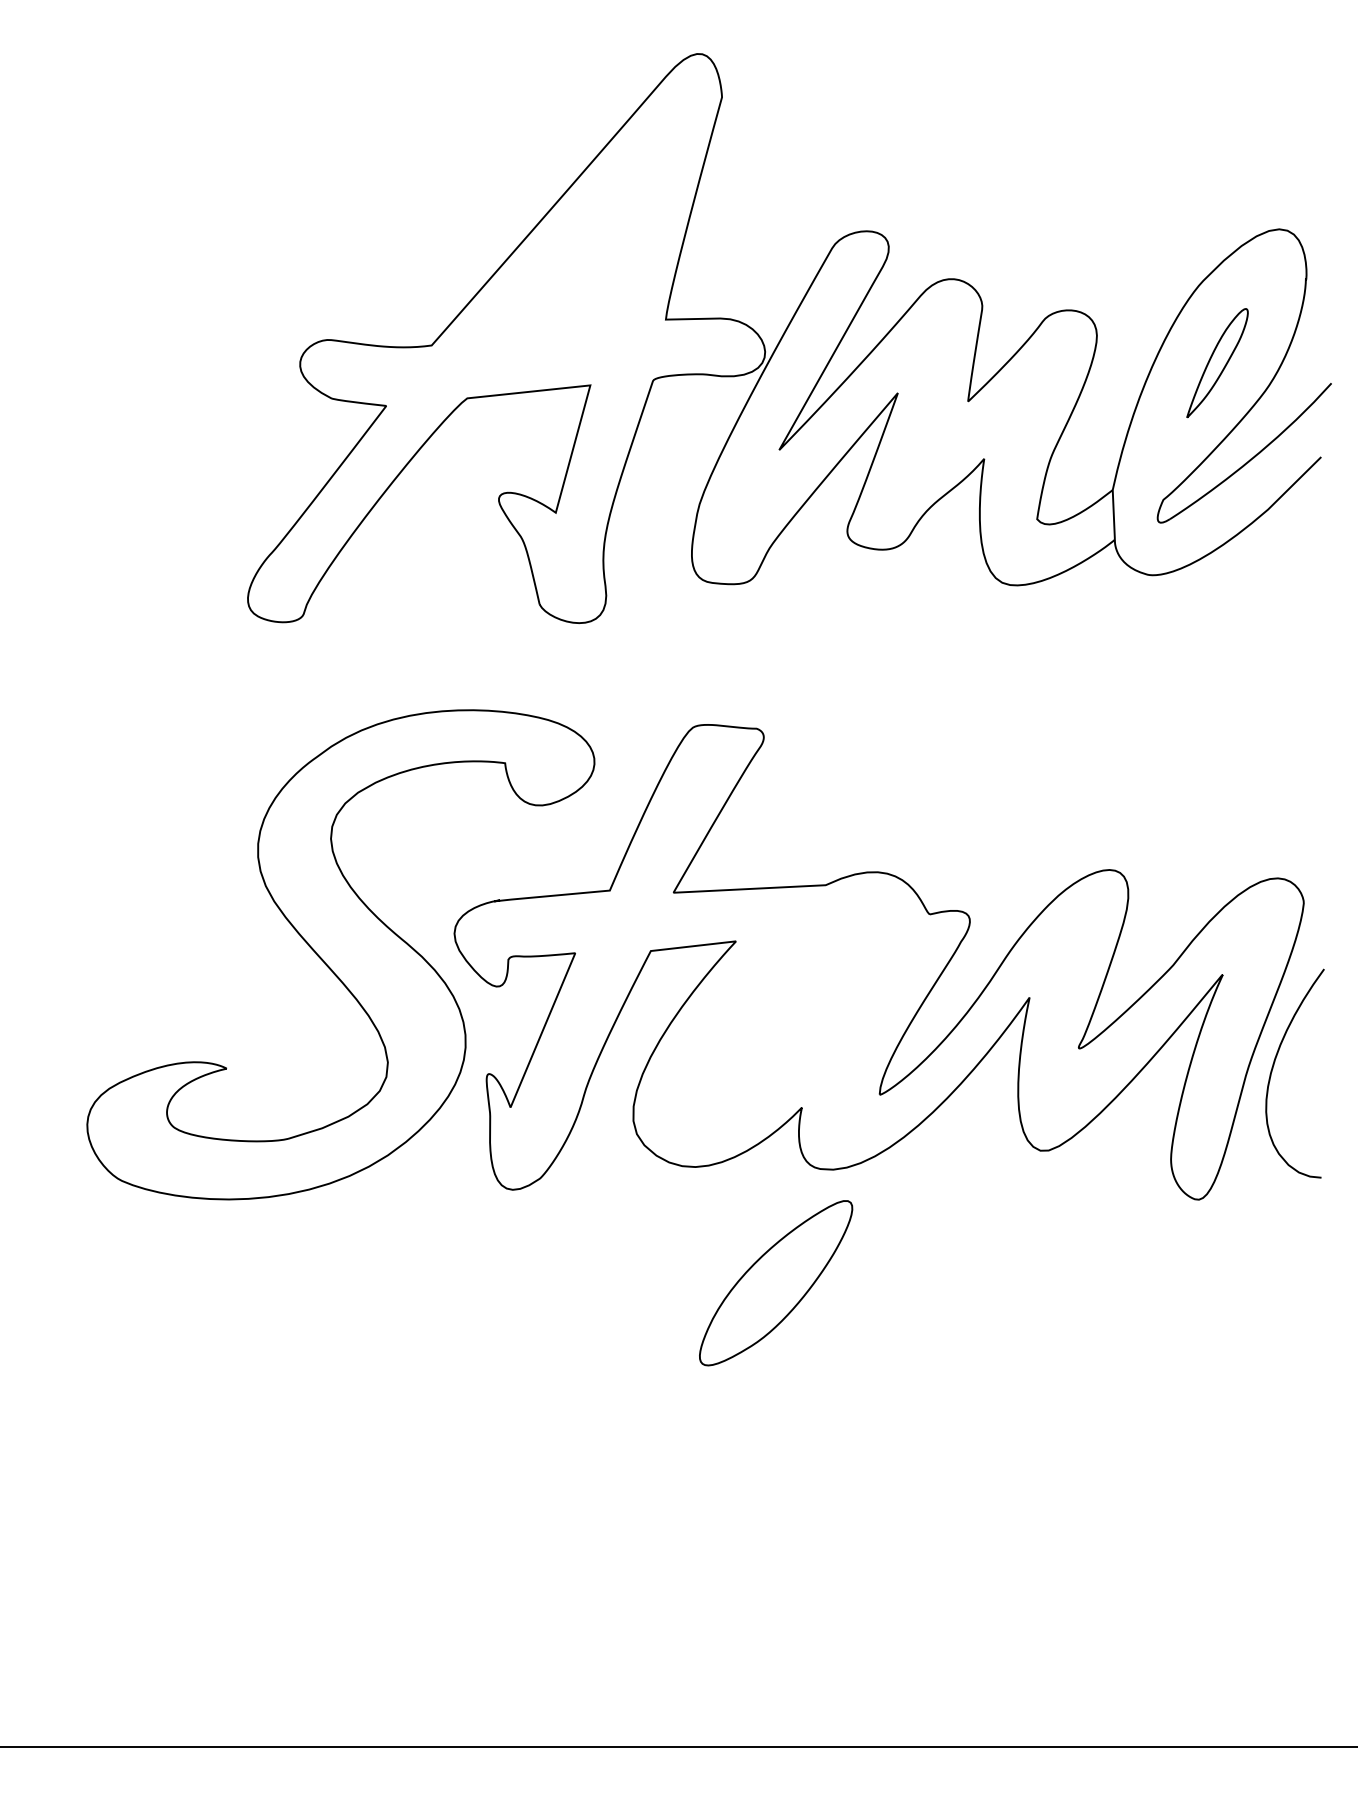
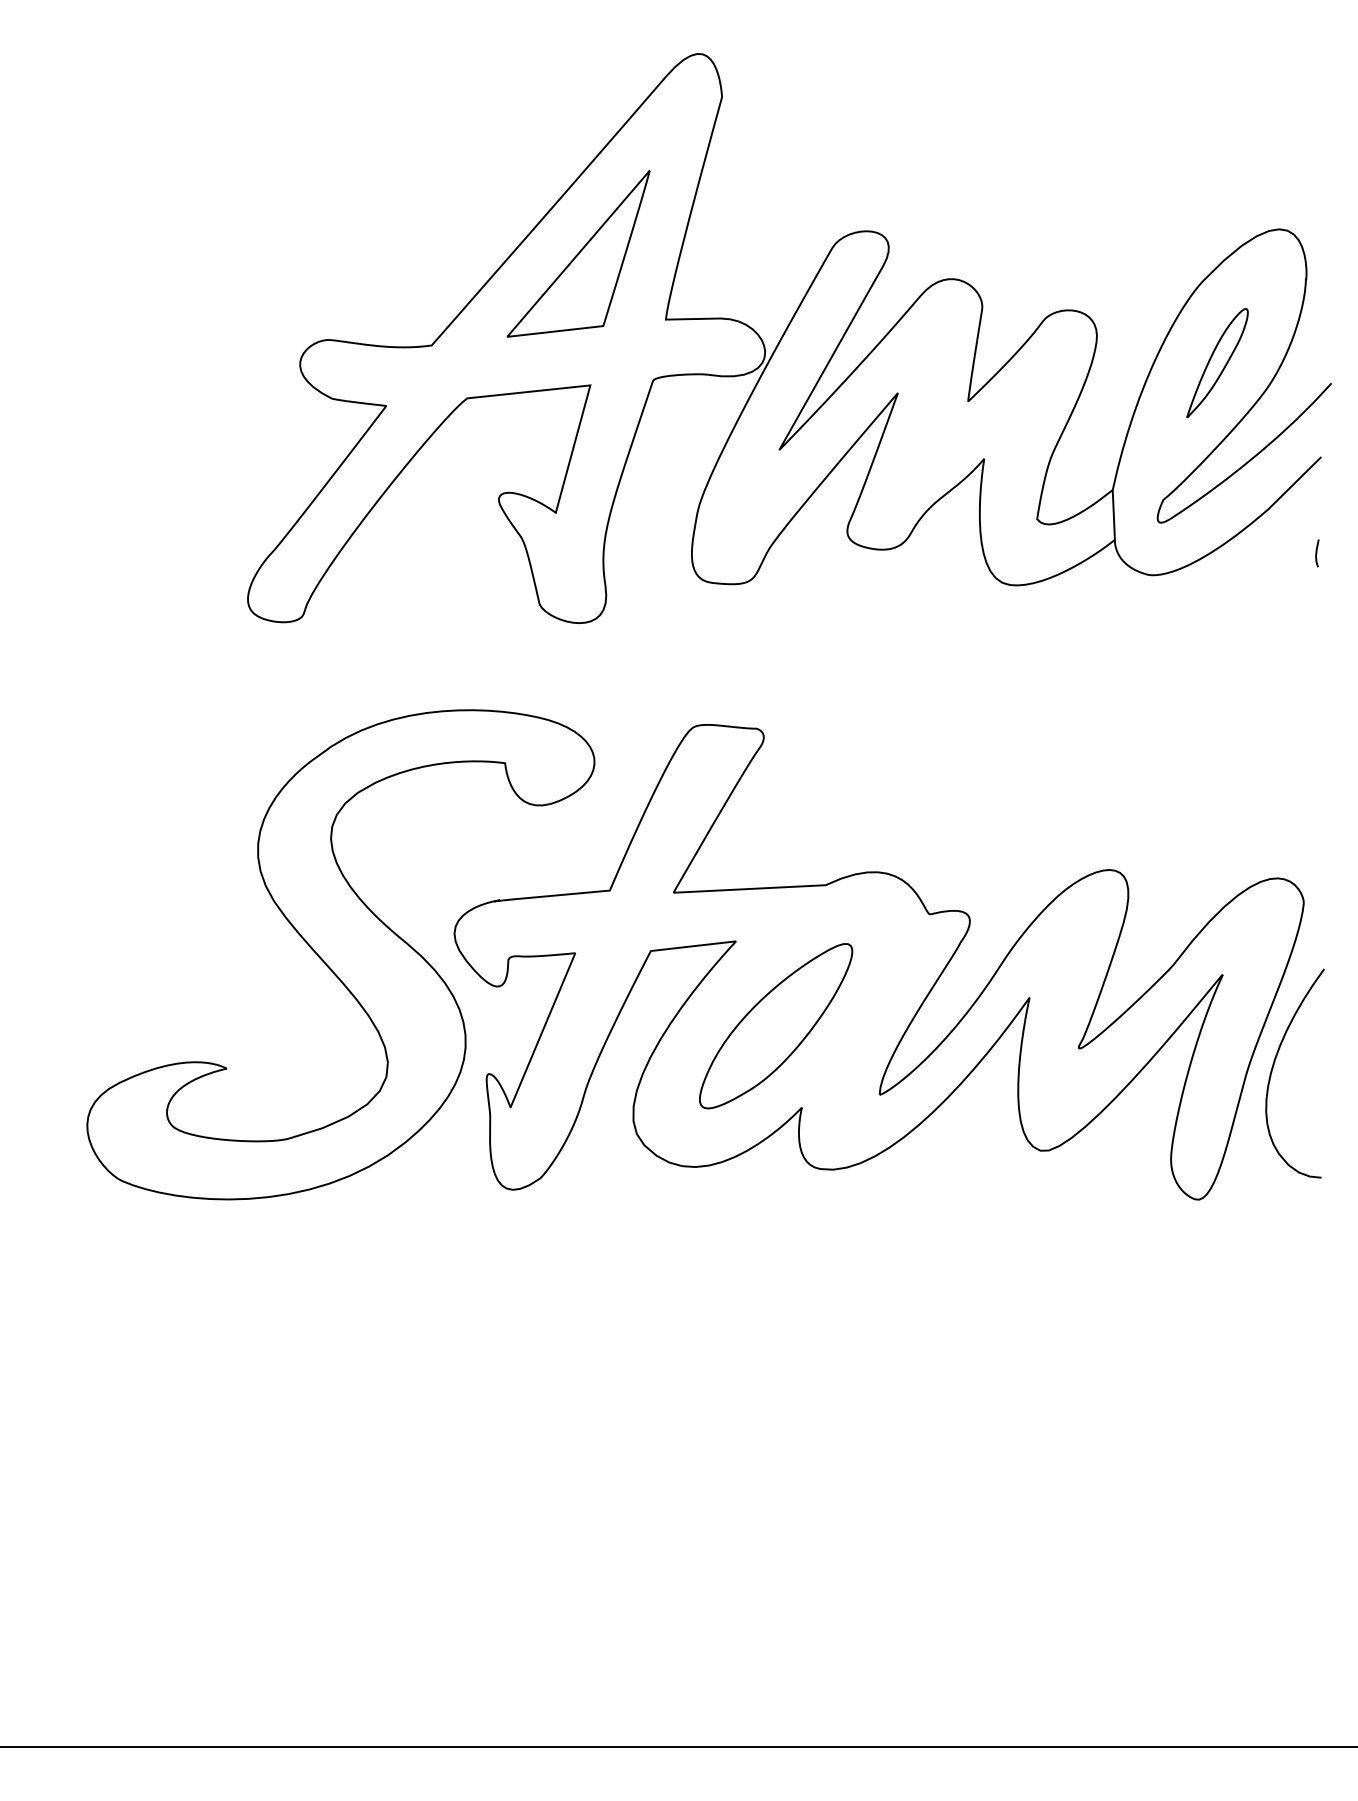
part: none -> present (578, 253)
line: none -> present (1317, 553)
part position: (776, 1283) -> (776, 1026) (776, 1026)
